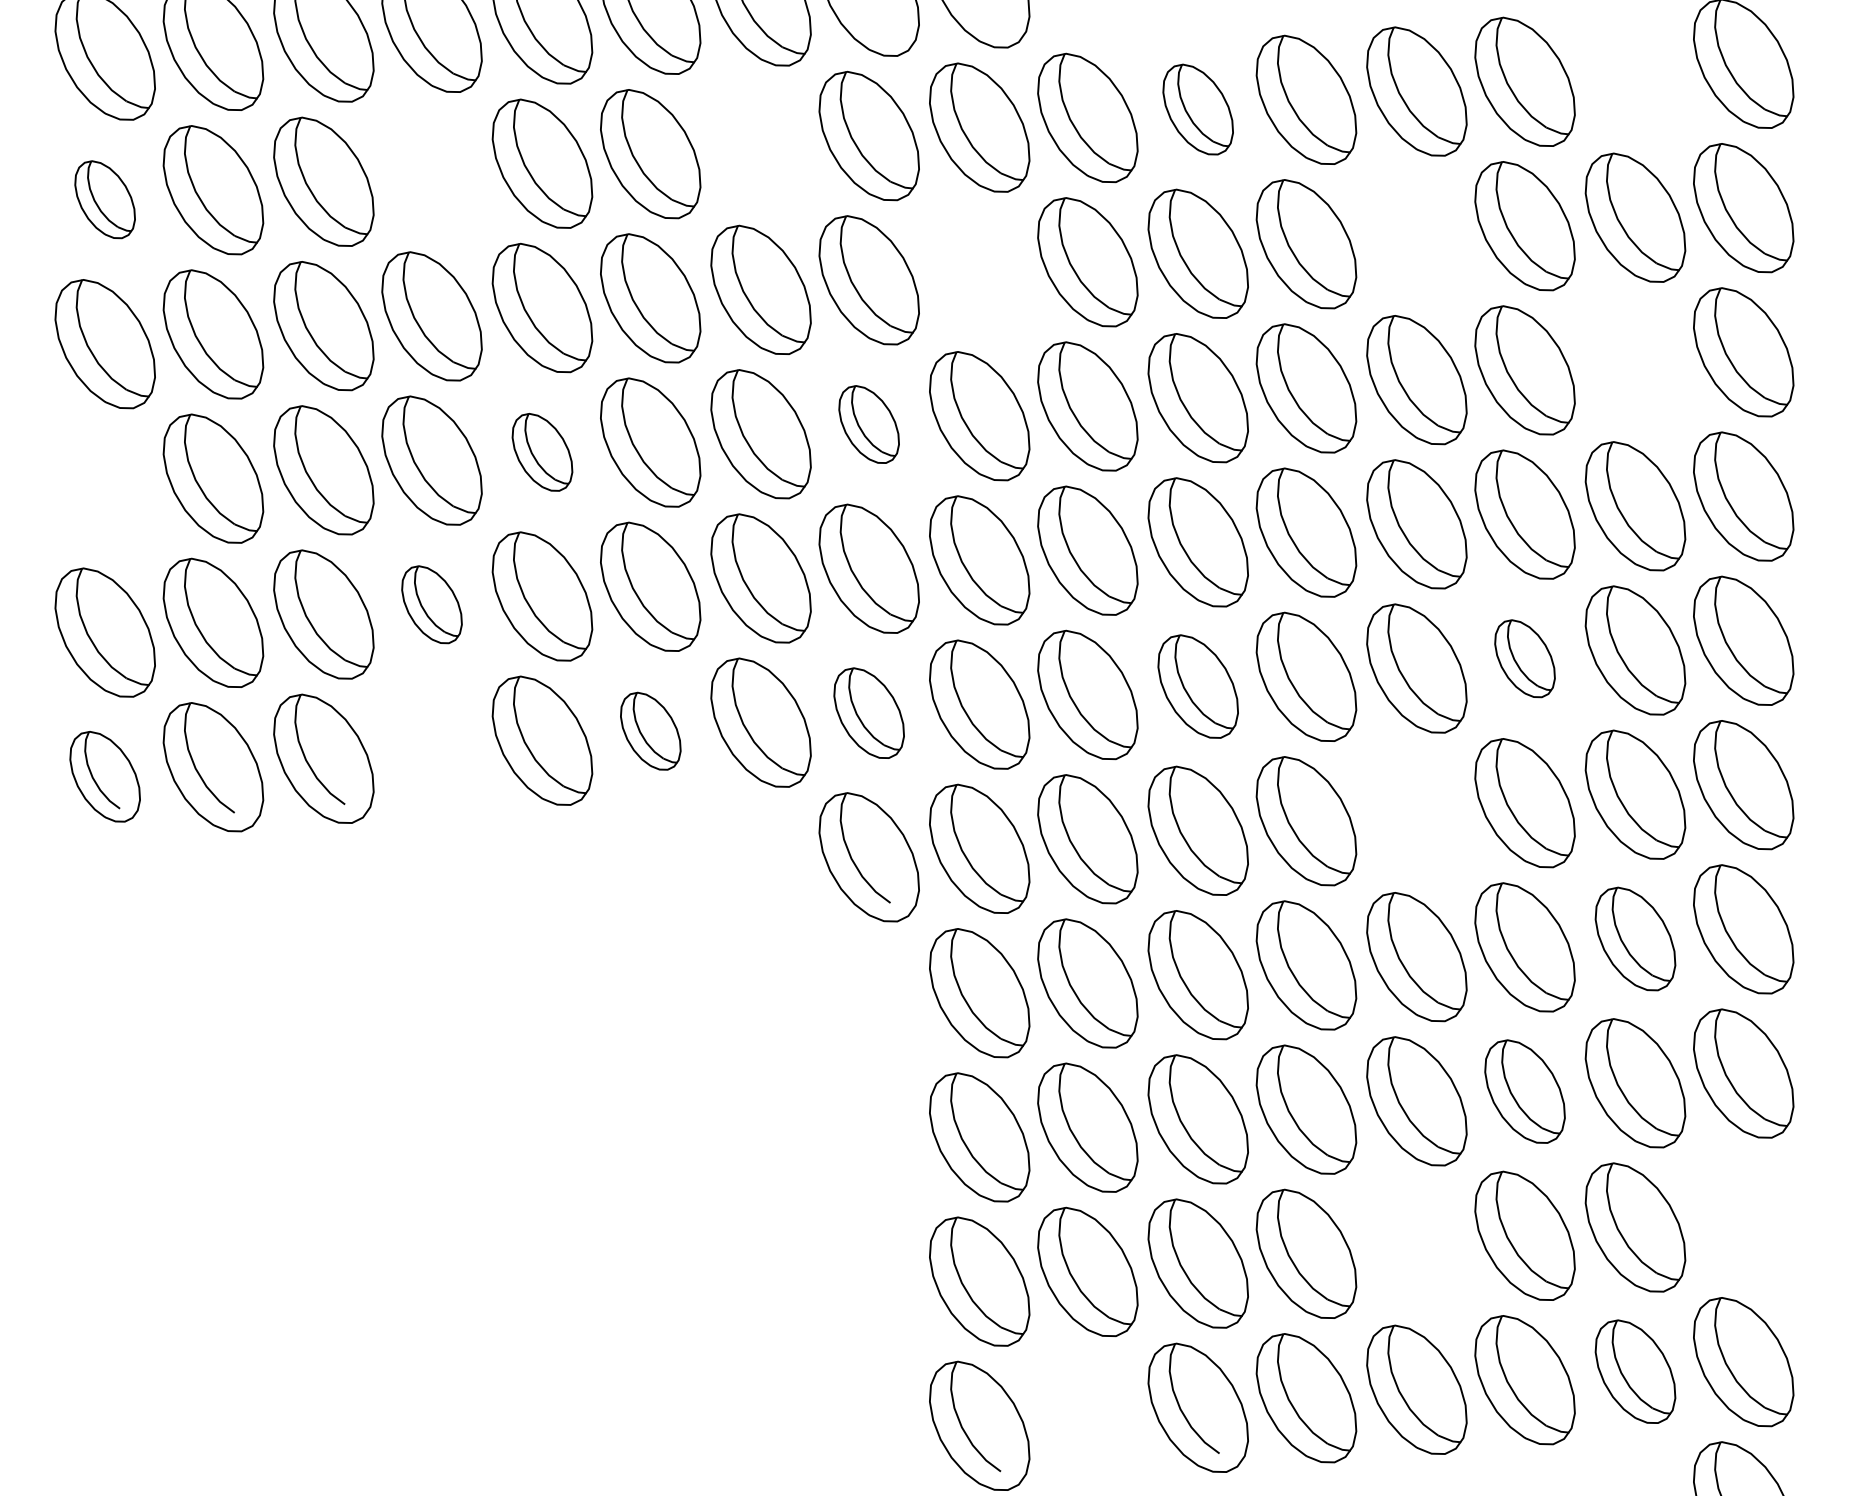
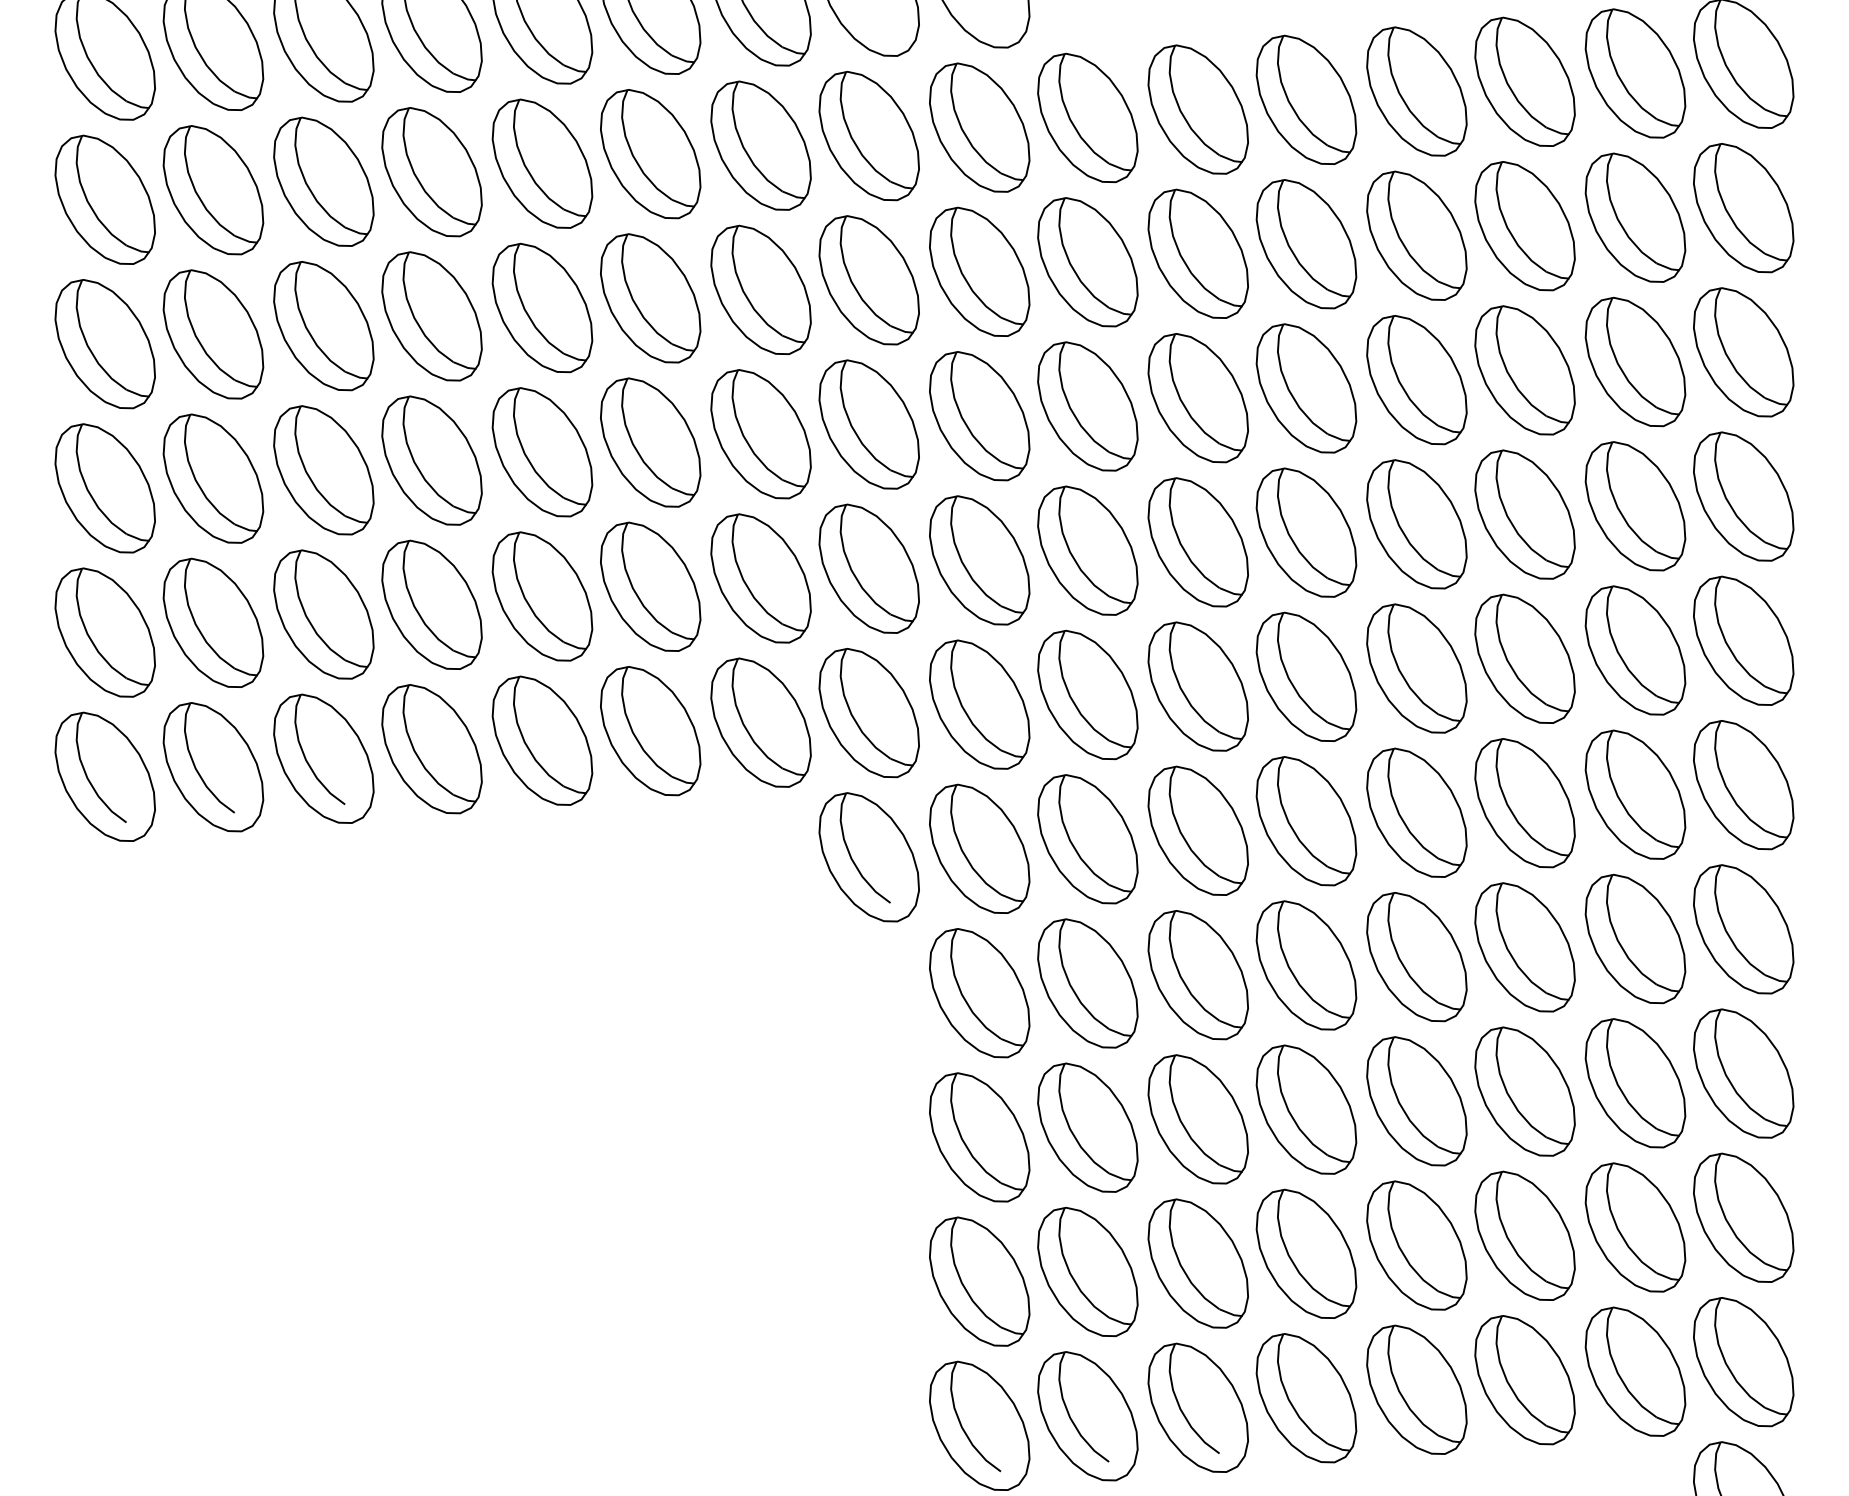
part: none -> present (1635, 73)
part size: 72x93 px -> 102x131 px (1197, 109)
part: none -> present (760, 145)
part: none -> present (431, 172)
part size: 62x80 px -> 102x131 px (104, 199)
part: none -> present (1416, 235)
part: none -> present (979, 271)
part: none -> present (1635, 361)
part size: 62x79 px -> 102x131 px (868, 424)
part size: 63x79 px -> 103x131 px (542, 452)
part: none -> present (104, 488)
part size: 62x80 px -> 102x131 px (431, 604)
part size: 62x80 px -> 102x131 px (1524, 658)
part size: 82x105 px -> 102x131 px (1197, 686)
part size: 72x92 px -> 102x131 px (868, 713)
part size: 62x80 px -> 102x131 px (650, 731)
part: none -> present (431, 749)
part size: 72x92 px -> 102x131 px (104, 776)
part: none -> present (1416, 812)
part size: 83x106 px -> 103x132 px (1635, 938)
part size: 82x105 px -> 102x131 px (1524, 1091)
part: none -> present (1743, 1217)
part: none -> present (1416, 1245)
part size: 83x105 px -> 103x131 px (1635, 1371)
part: none -> present (1087, 1416)
